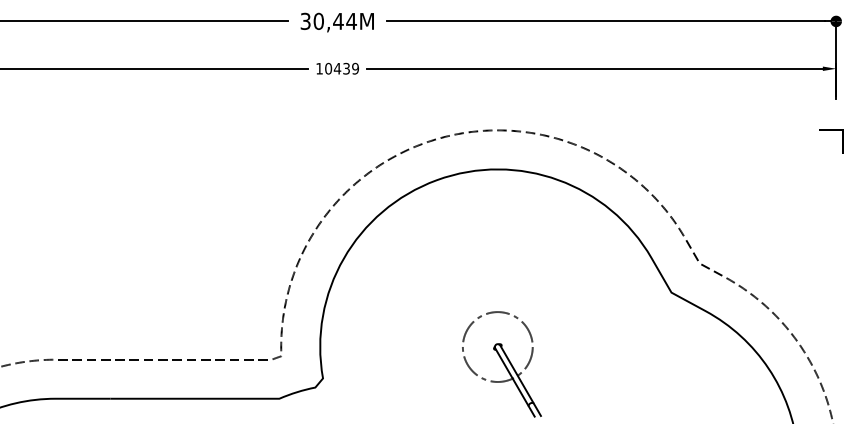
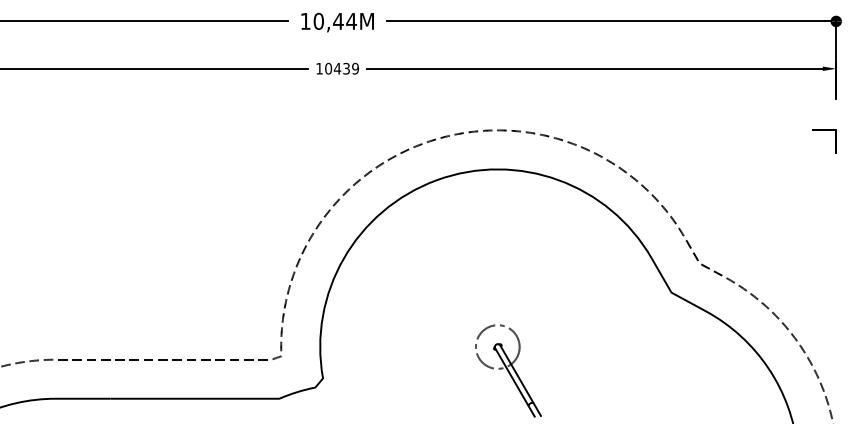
text: 30,44M -> 10,44M (305, 21)
part position: (831, 130) -> (824, 130) (824, 130)
circle diameter: 70 px -> 44 px (497, 346)
